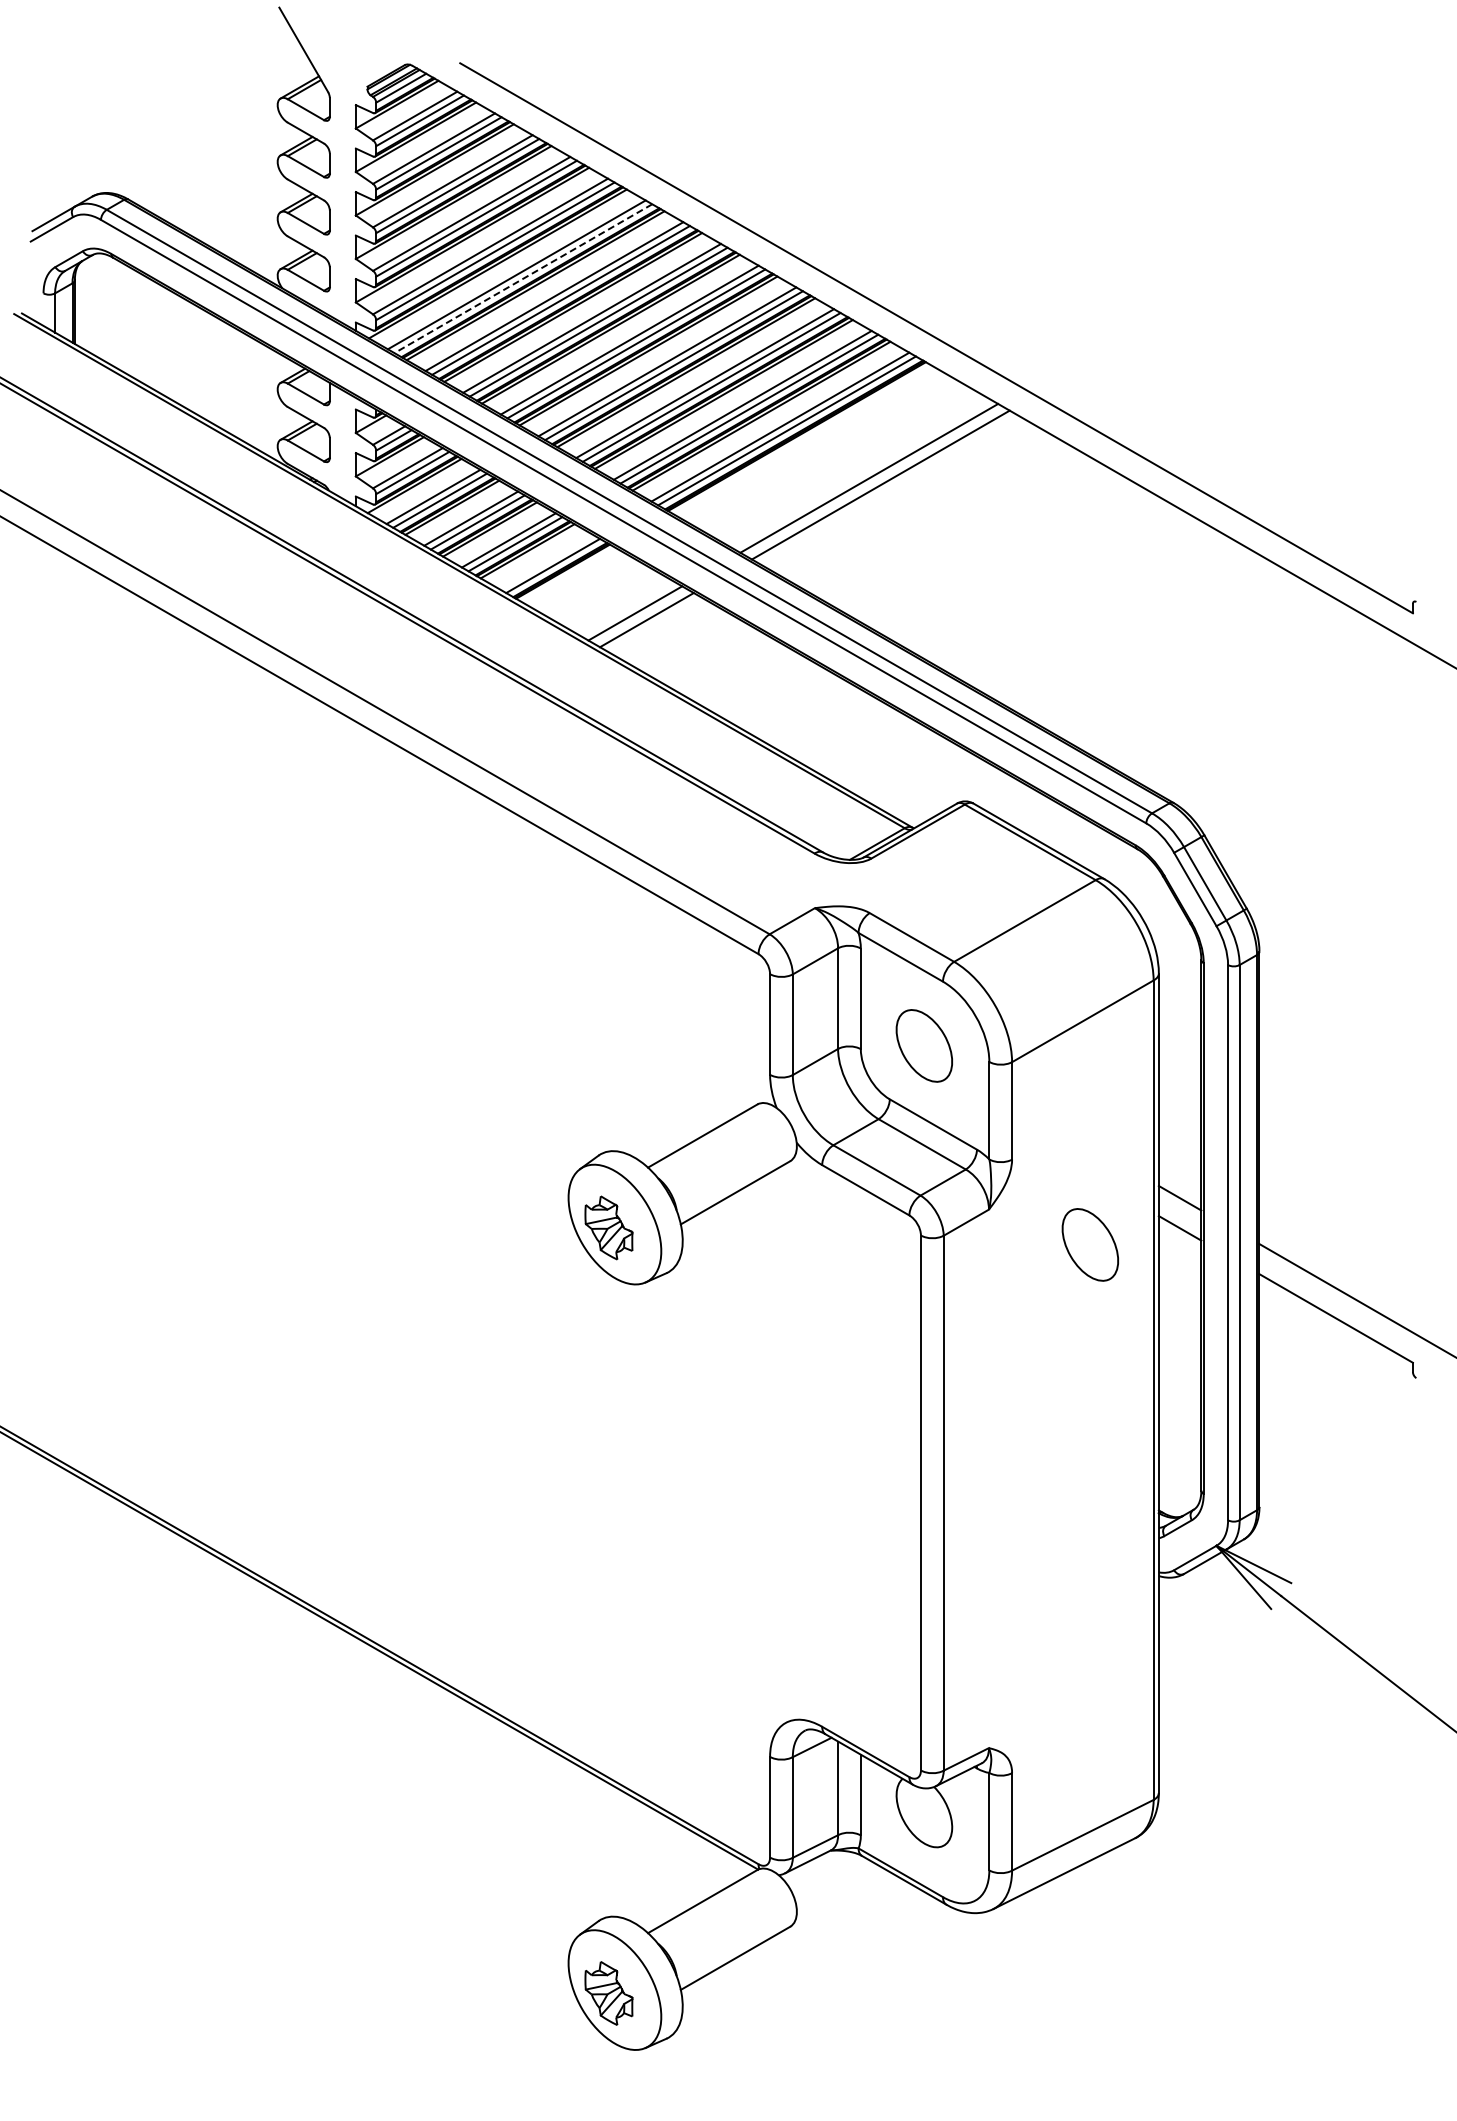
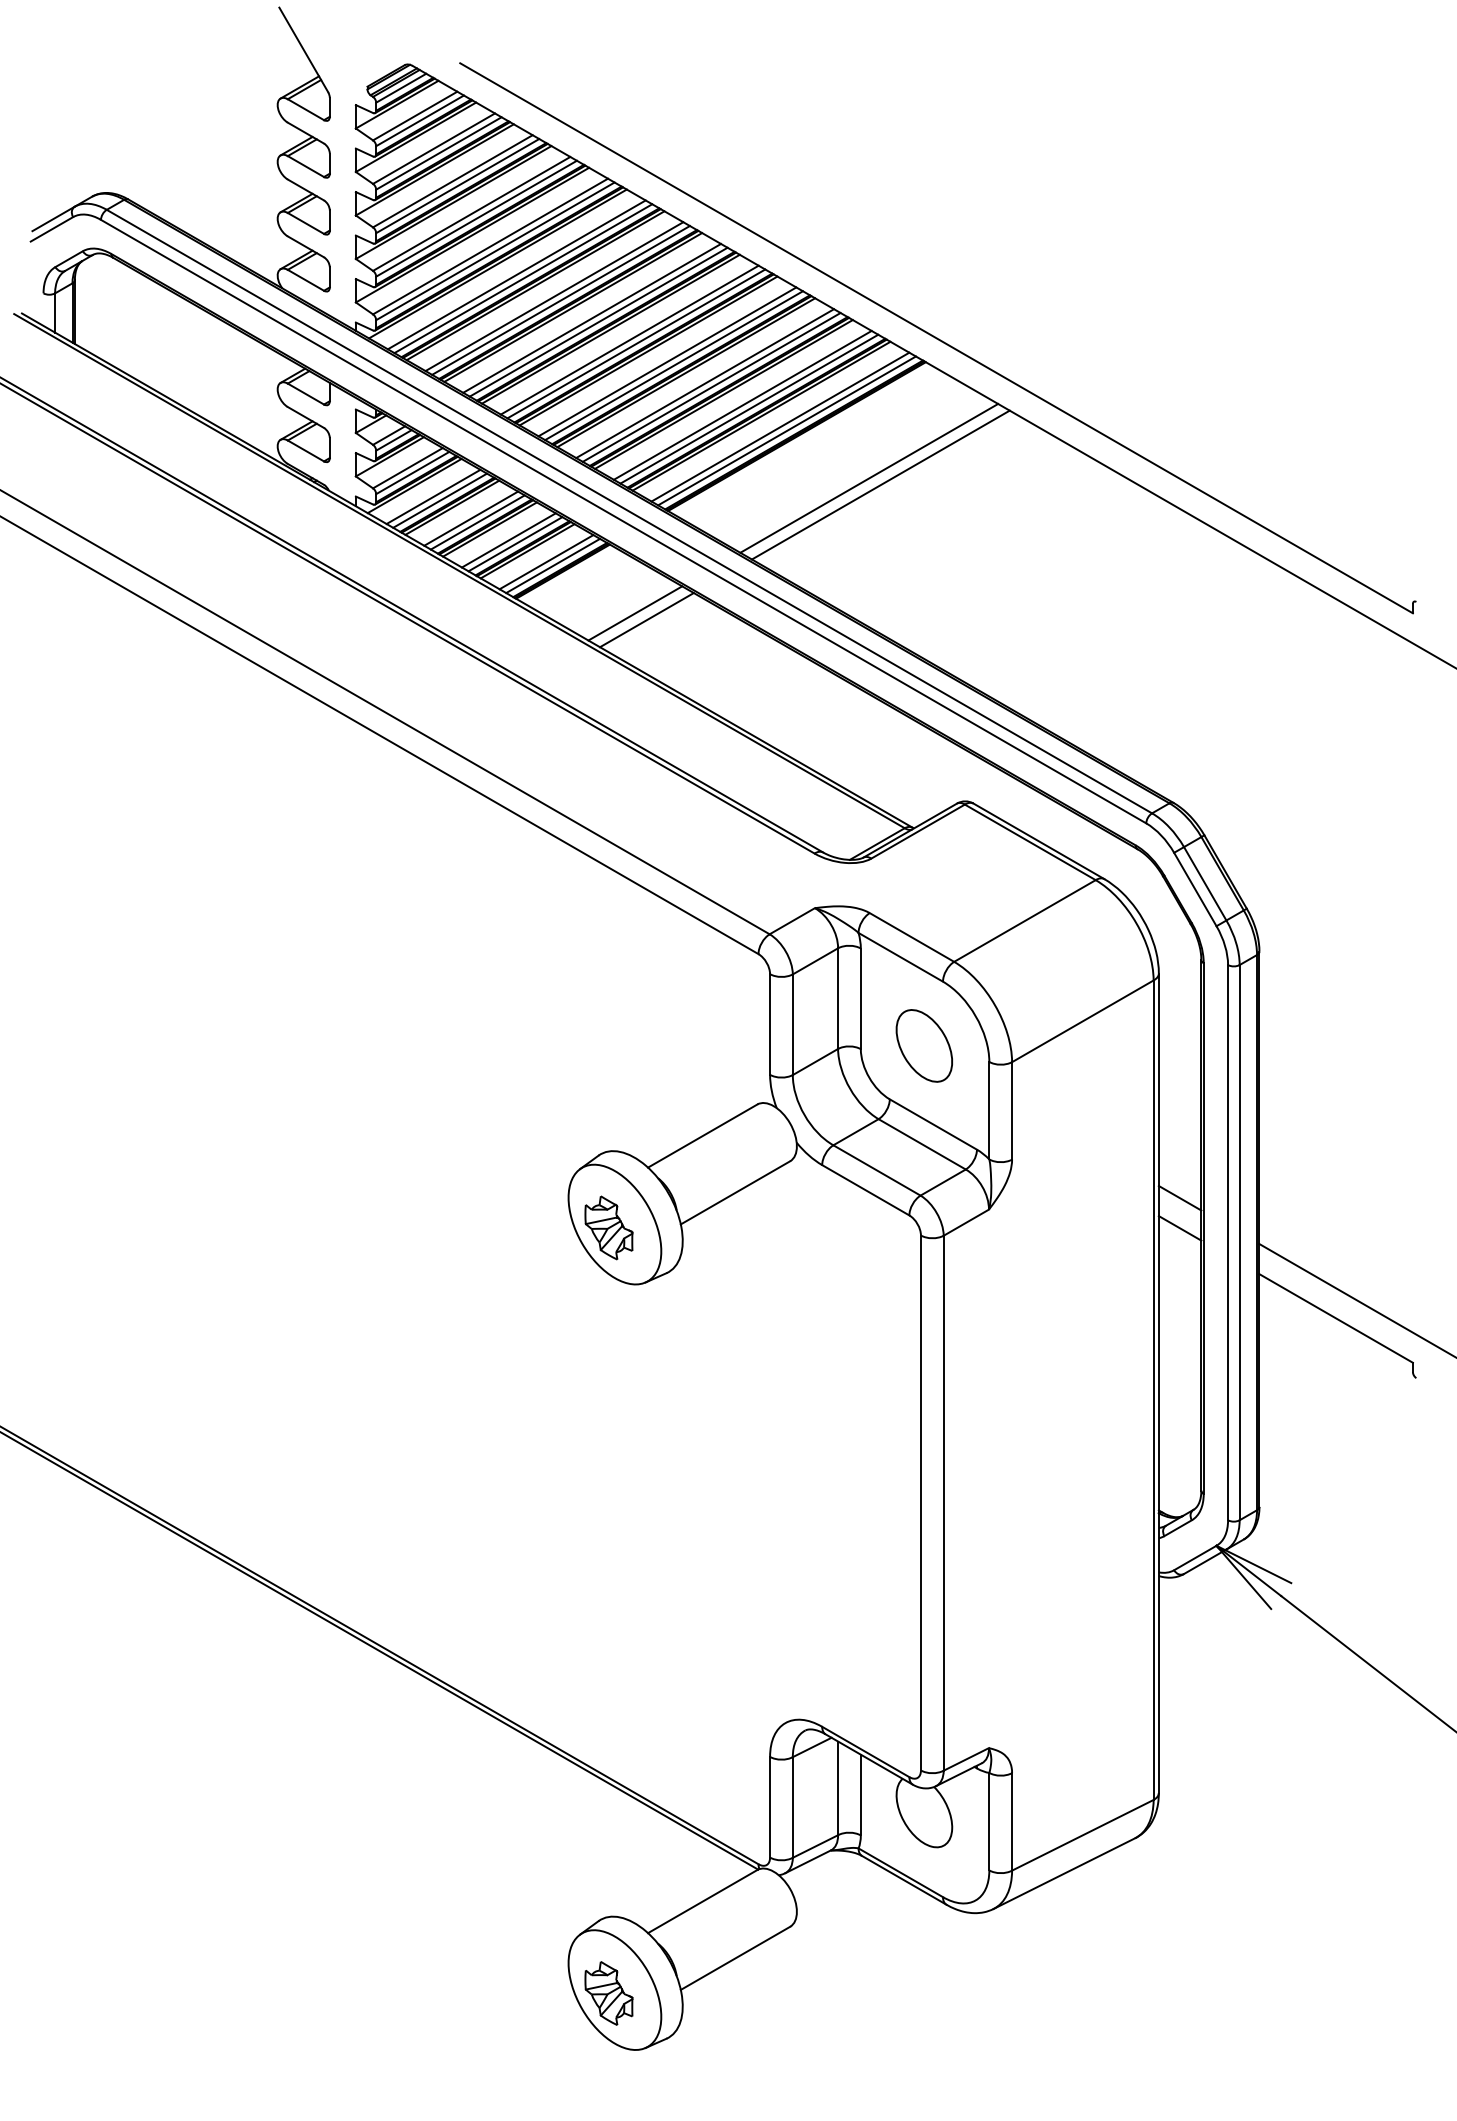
line: dashed -> solid (523, 278)
line: none -> present (546, 562)
part: present -> none (1089, 1244)
